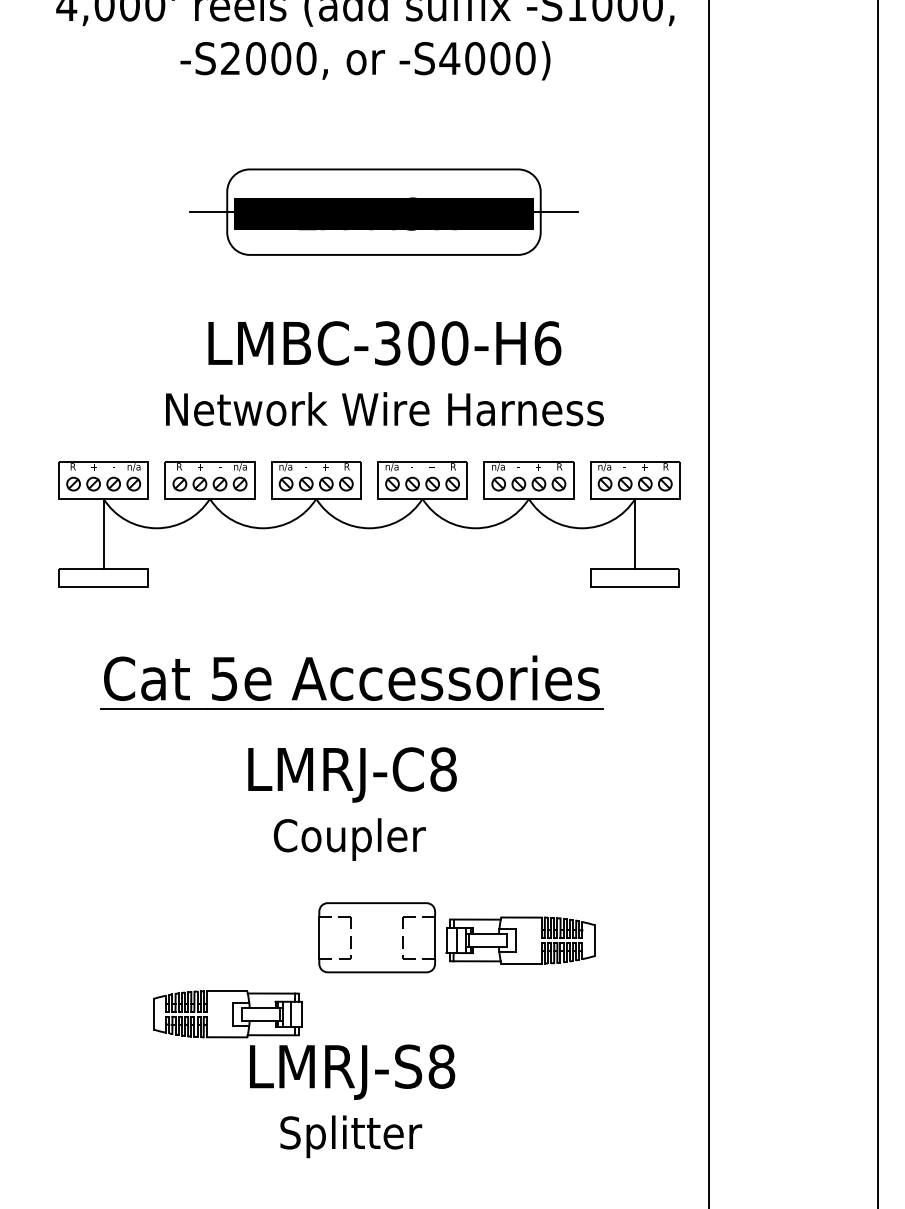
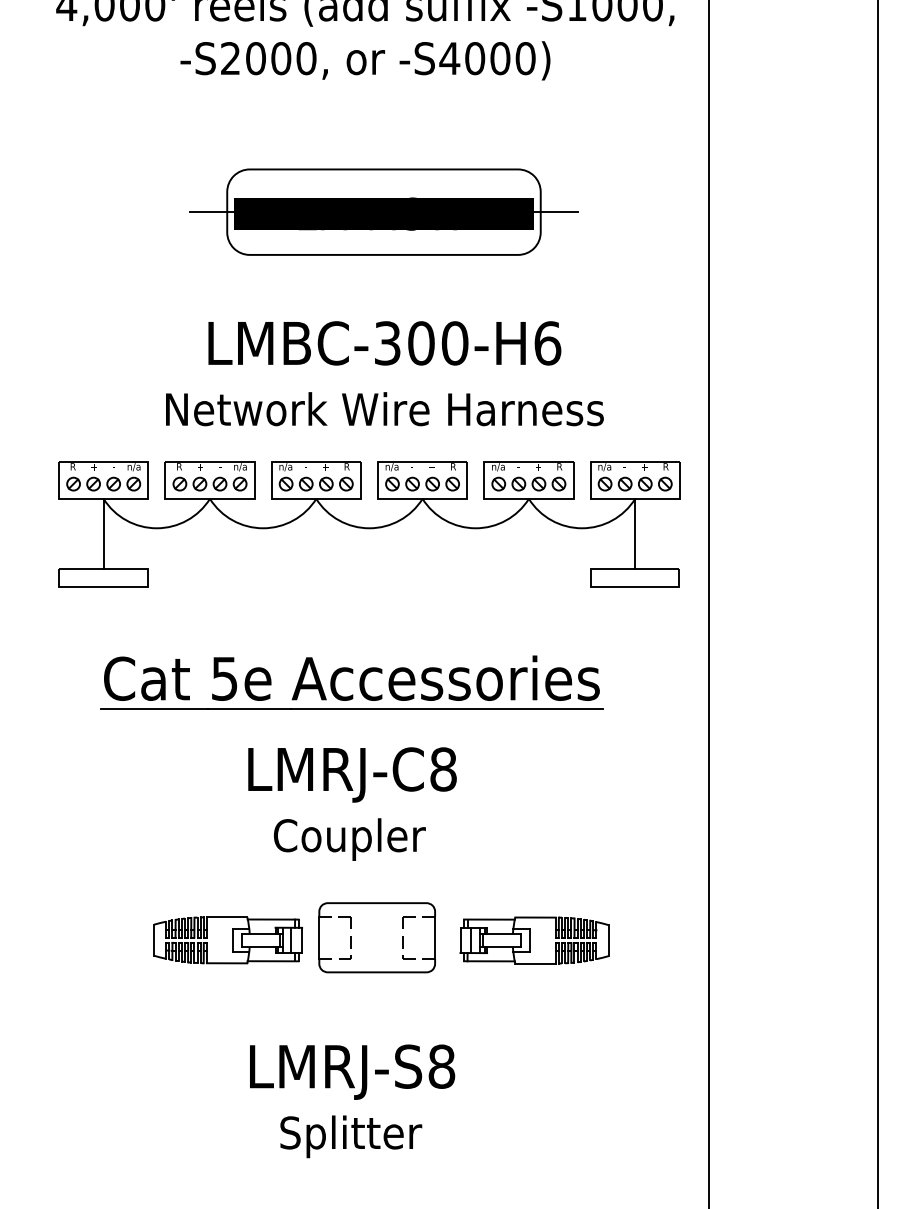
part position: (520, 940) -> (534, 940) (534, 940)
part position: (227, 1014) -> (227, 940) (227, 940)
